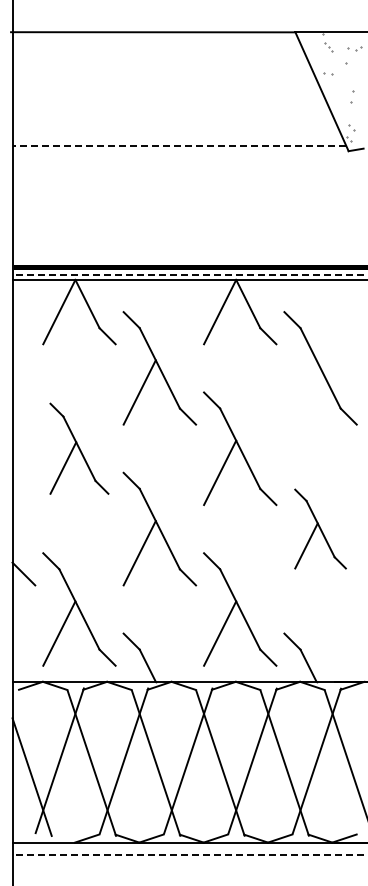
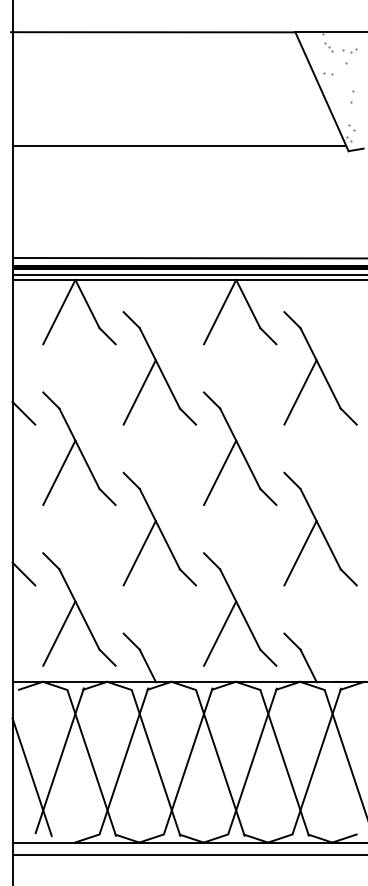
part position: (354, 48) -> (349, 50) (349, 50)
line: dashed -> solid (179, 146)
line: none -> present (188, 258)
line: dashed -> solid (190, 275)
line: none -> present (300, 392)
line: none -> present (23, 412)
part size: 61x93 px -> 75x116 px (79, 448)
part size: 53x82 px -> 75x116 px (320, 528)
line: dashed -> solid (190, 855)
